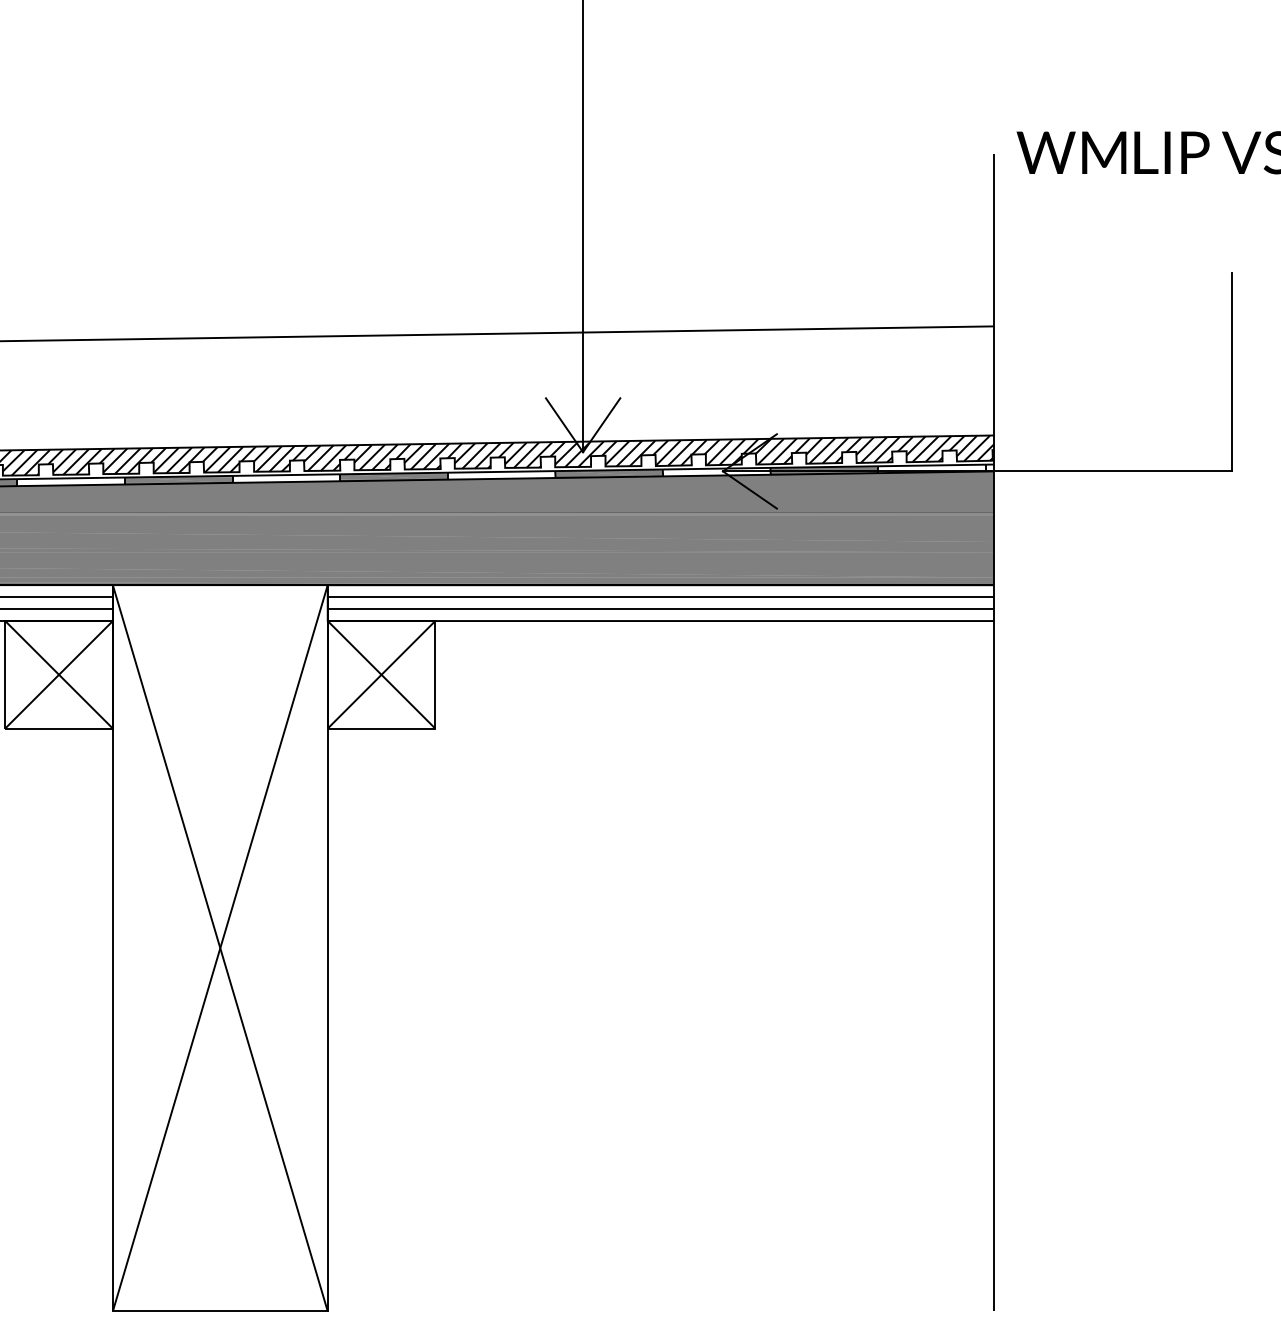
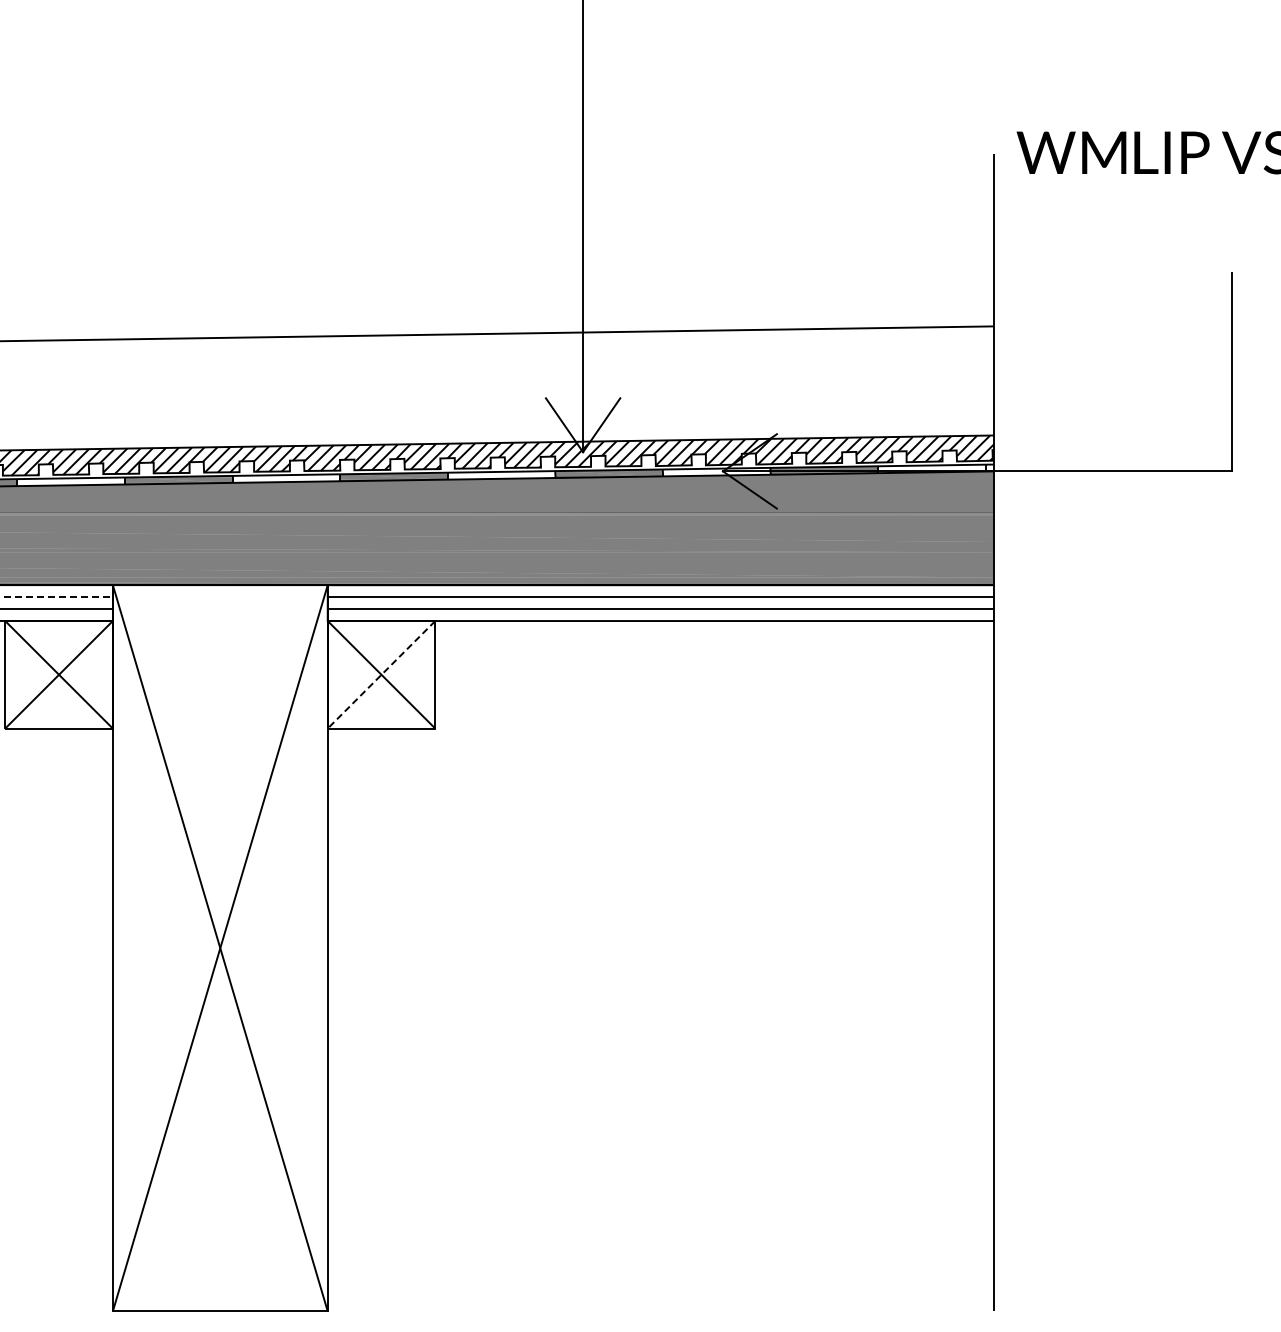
line: solid -> dashed (56, 596)
line: solid -> dashed (381, 675)
